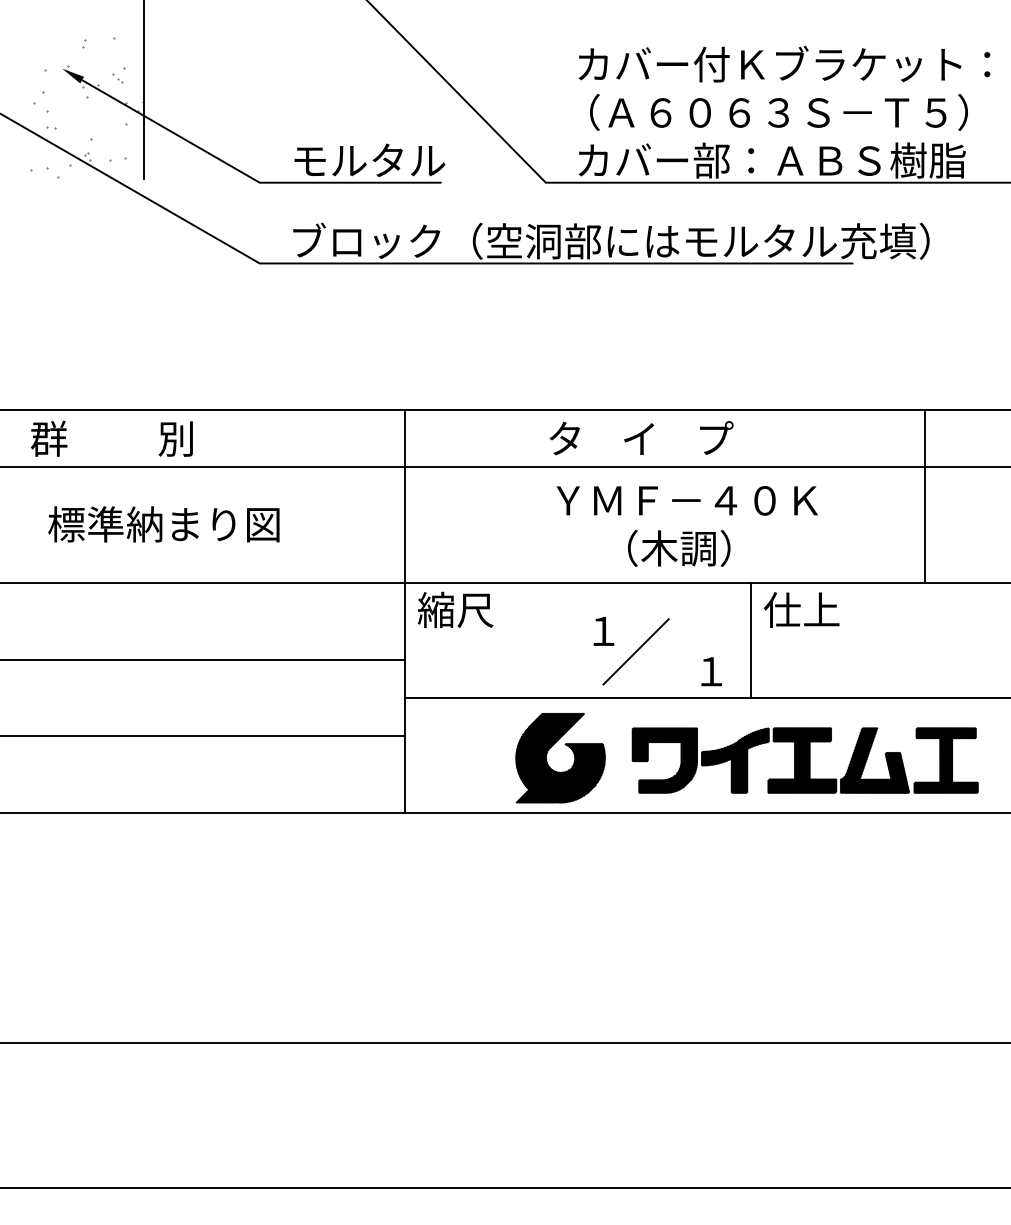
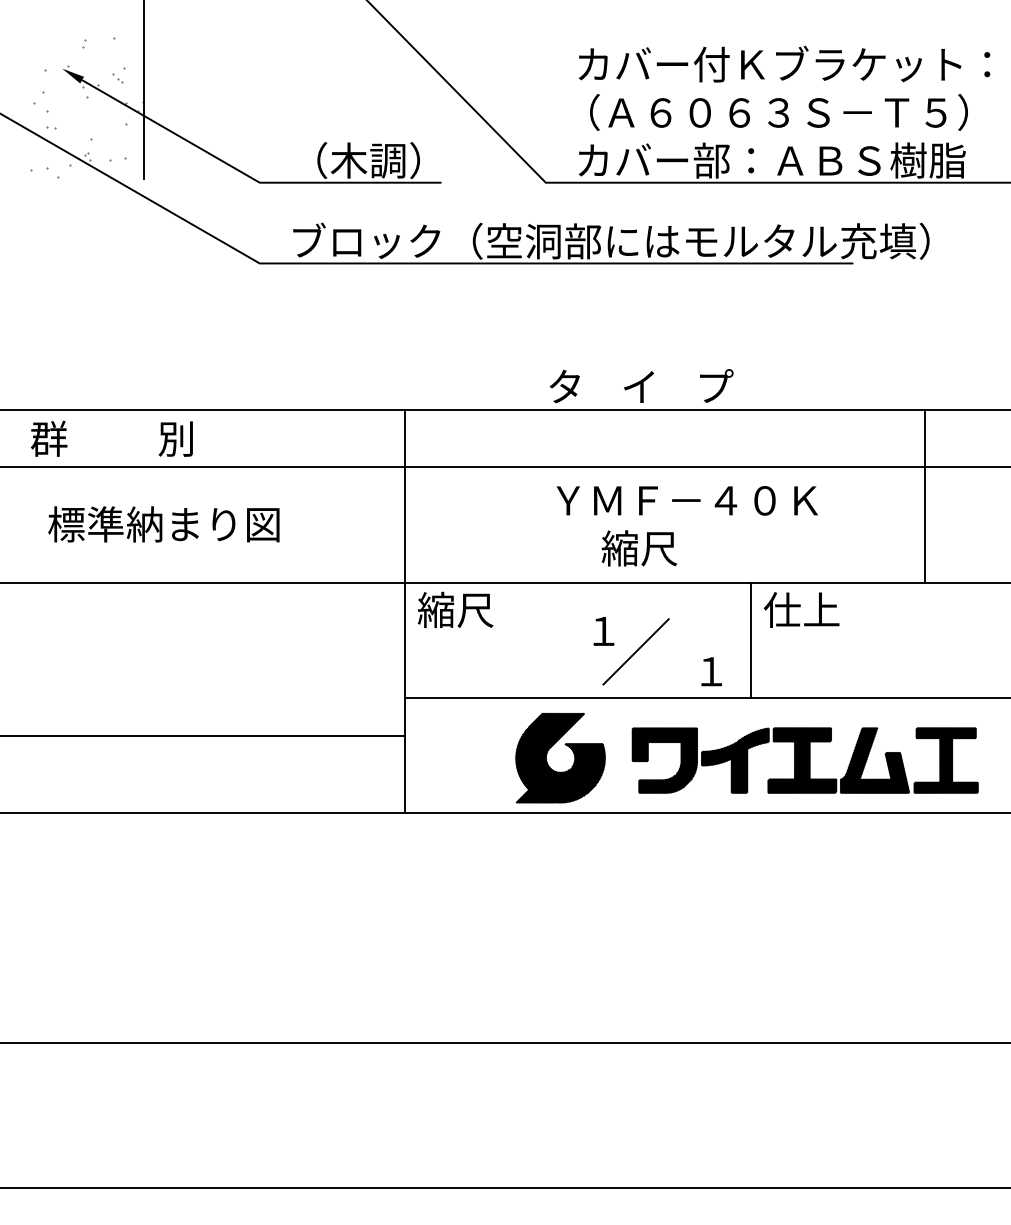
text: モルタル -> （木調） (369, 160)
text position: (641, 438) -> (641, 386) (641, 386)
text: （木調） -> 縮尺 (665, 547)
line: present -> none (203, 659)
